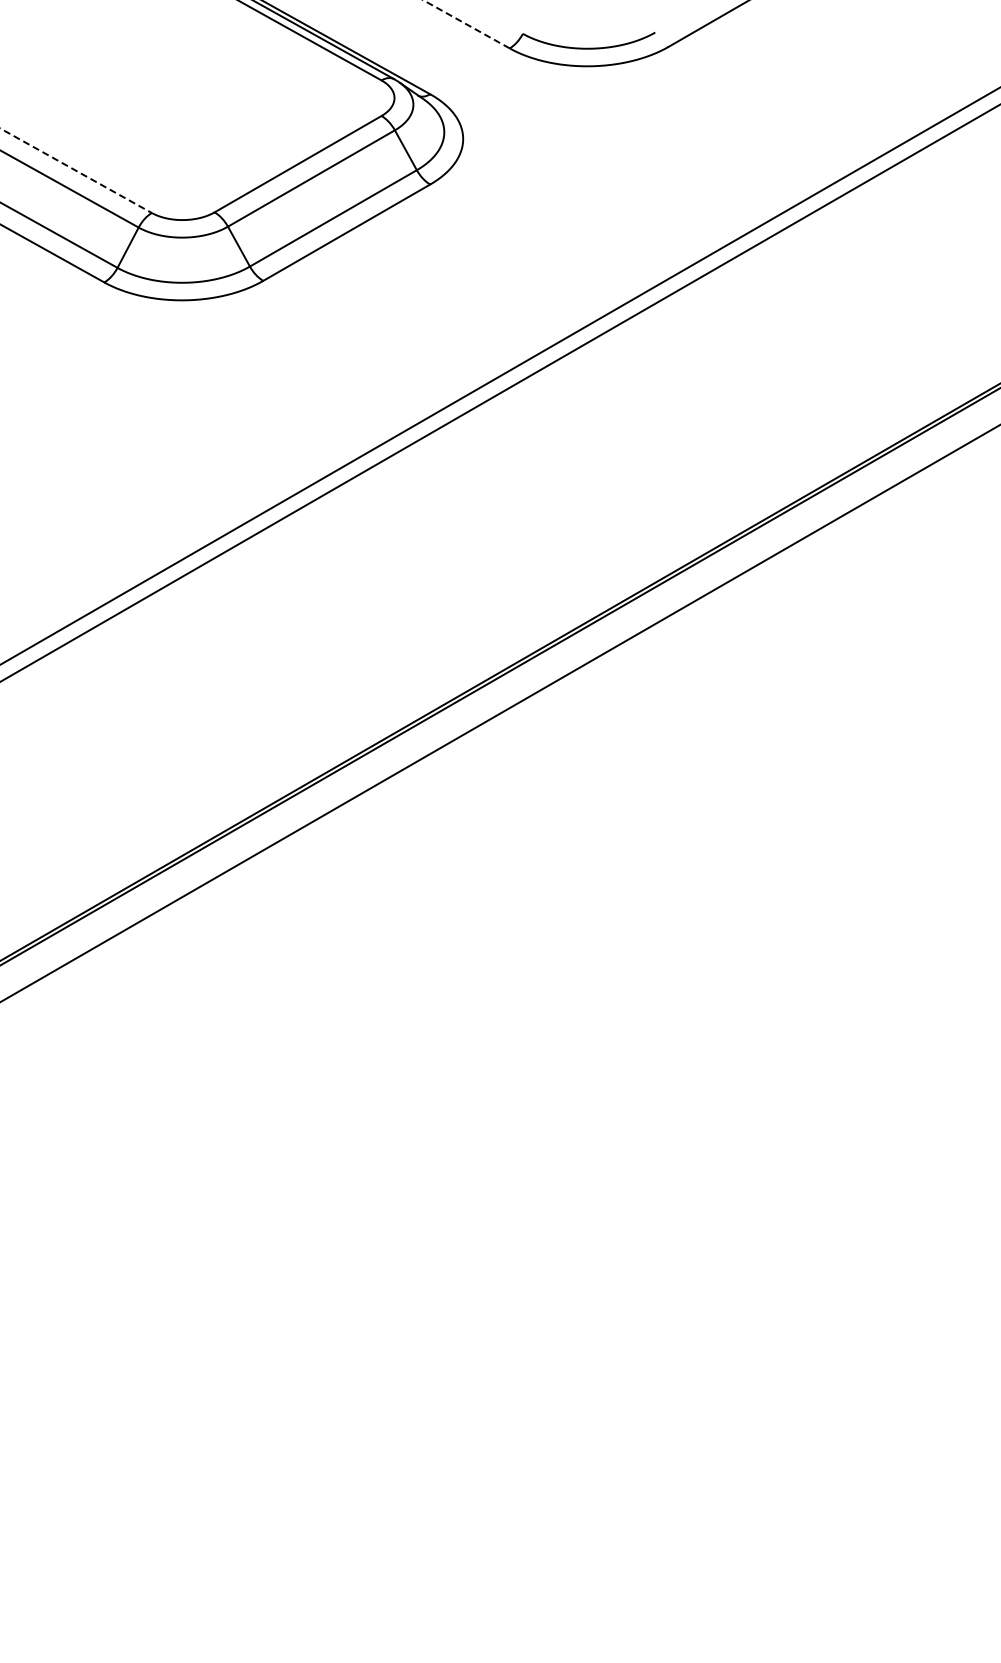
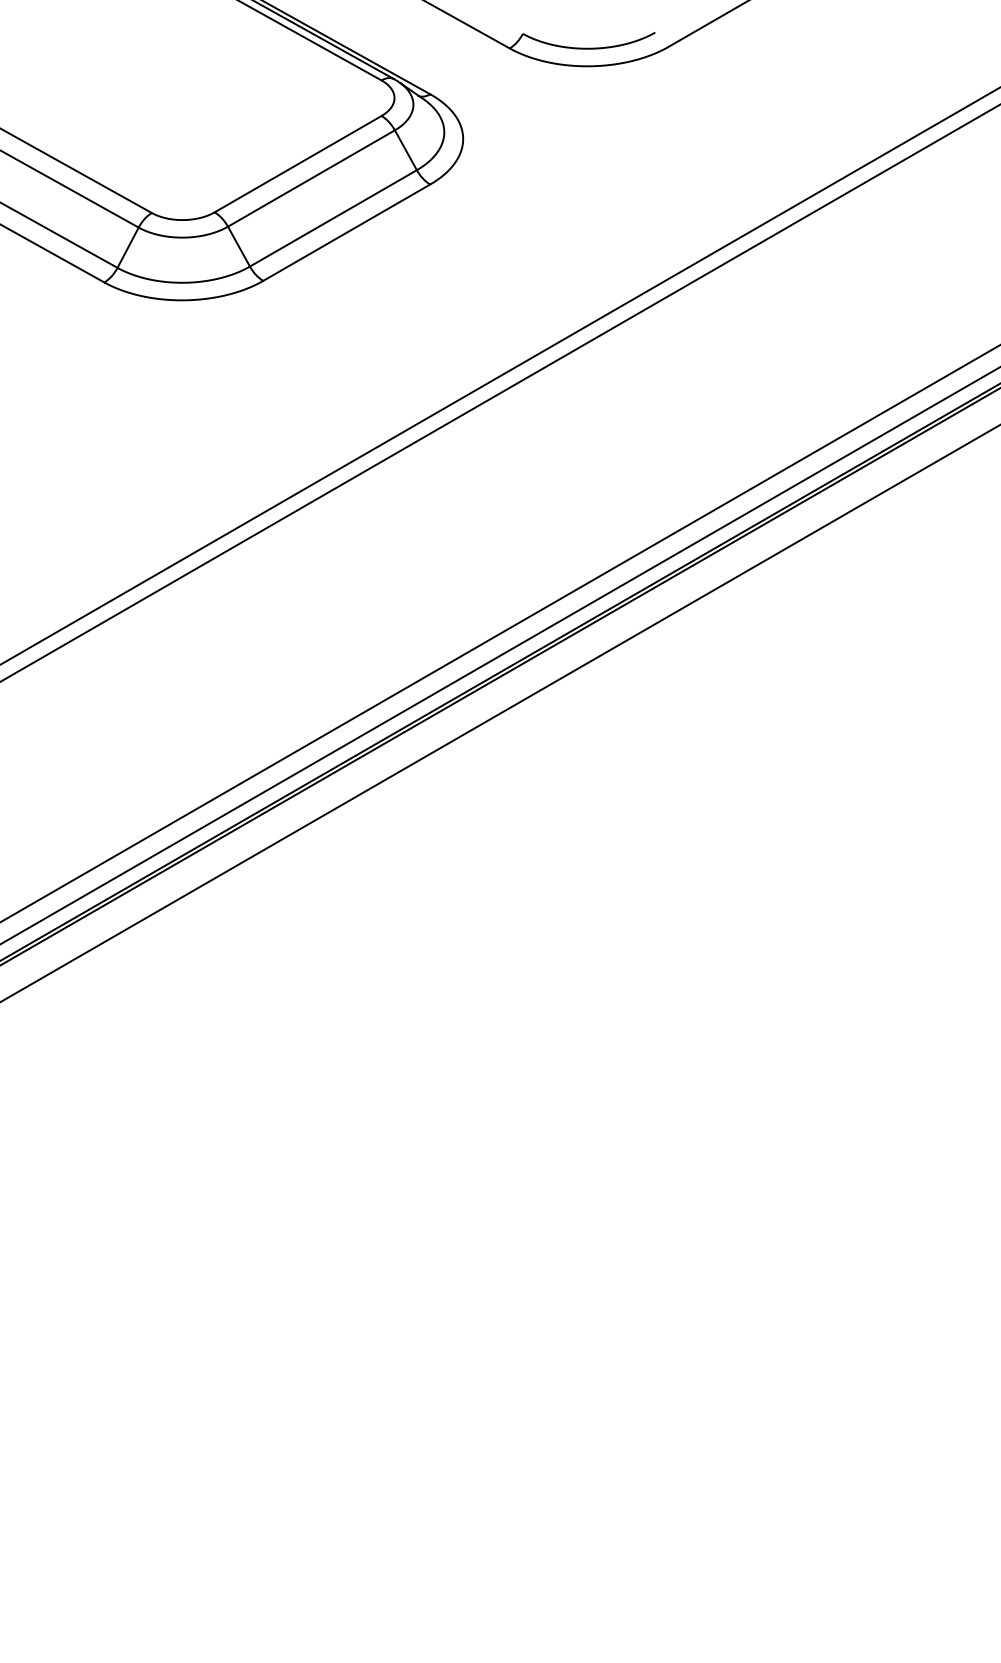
line: dashed -> solid (466, 24)
line: dashed -> solid (76, 171)
line: none -> present (499, 633)
line: none -> present (499, 655)
